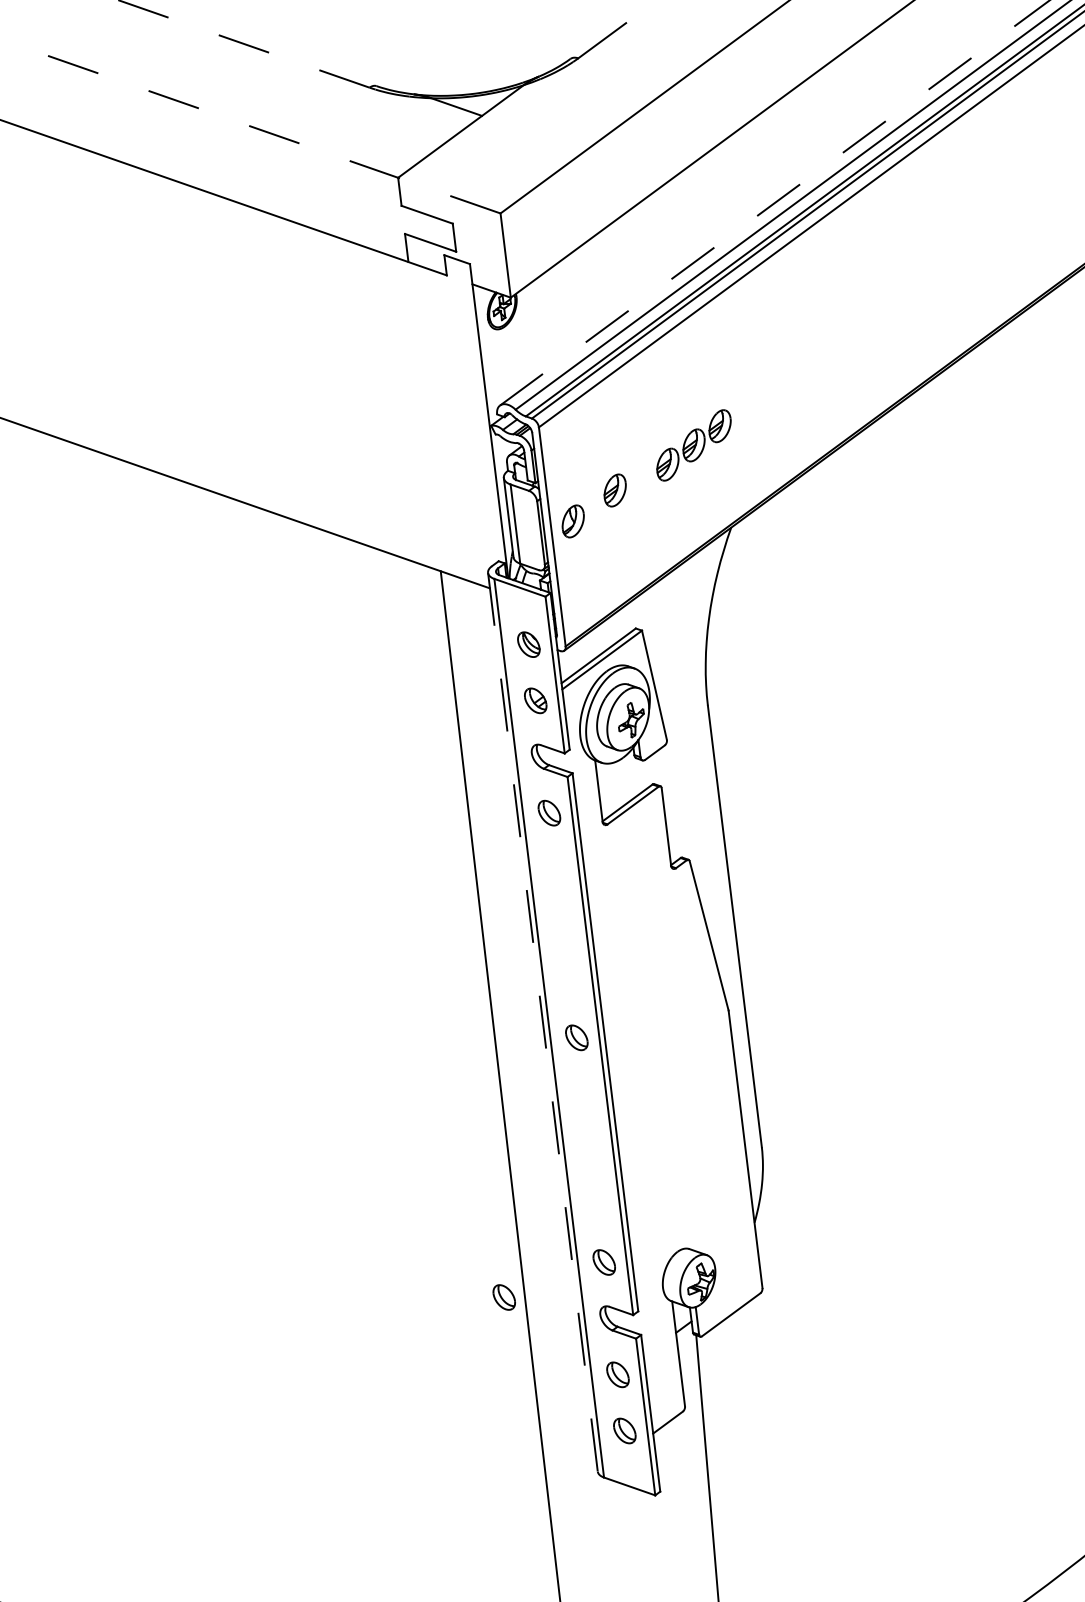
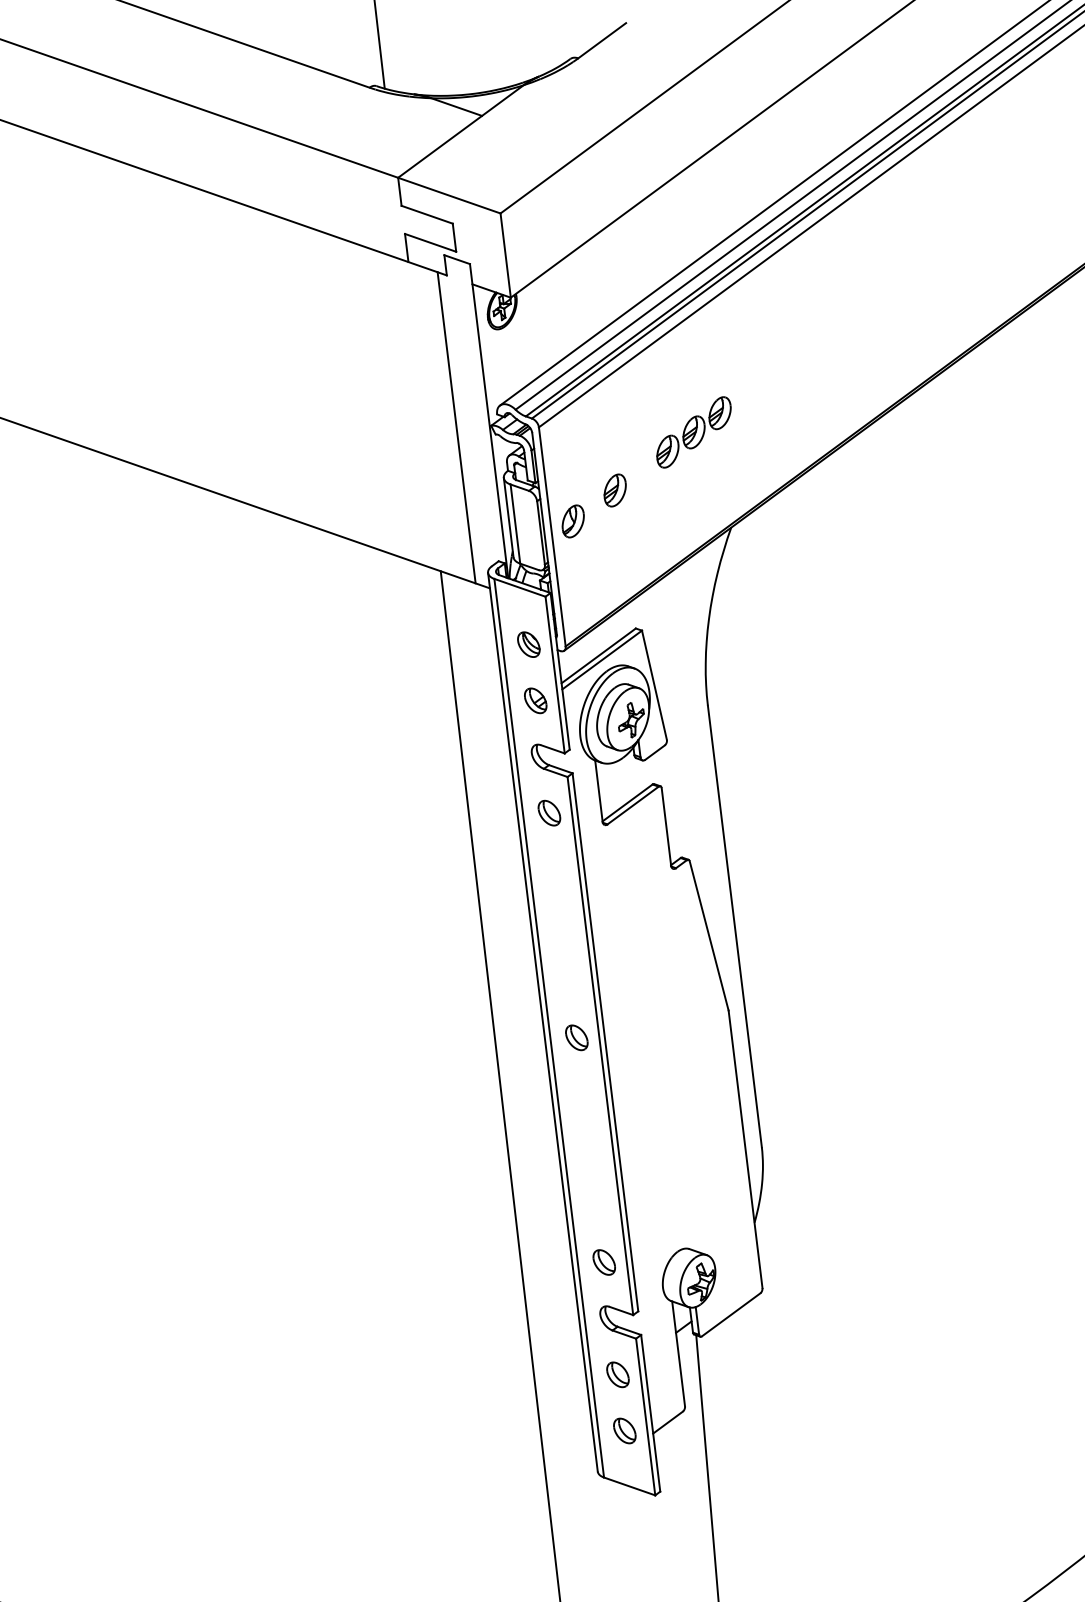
line: dashed -> solid (244, 43)
line: none -> present (379, 45)
line: dashed -> solid (250, 126)
line: dashed -> solid (775, 202)
line: none -> present (456, 427)
part position: (693, 445) -> (693, 432) (693, 432)
line: dashed -> solid (542, 1022)
part: present -> none (503, 1297)
